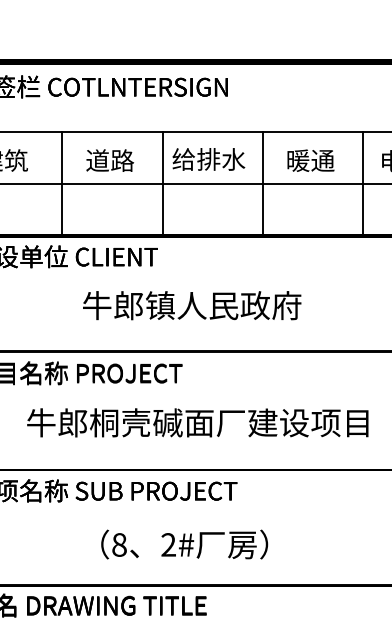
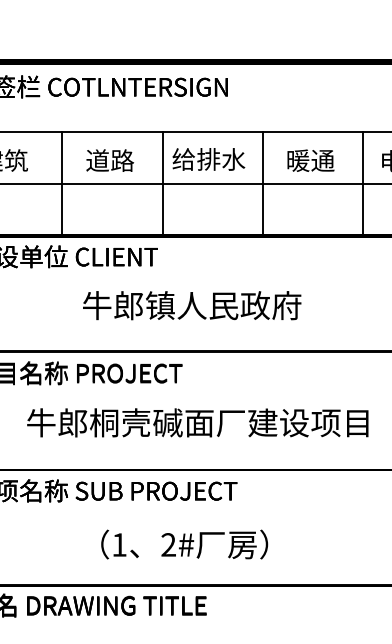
text: 8 -> 1 (119, 544)
